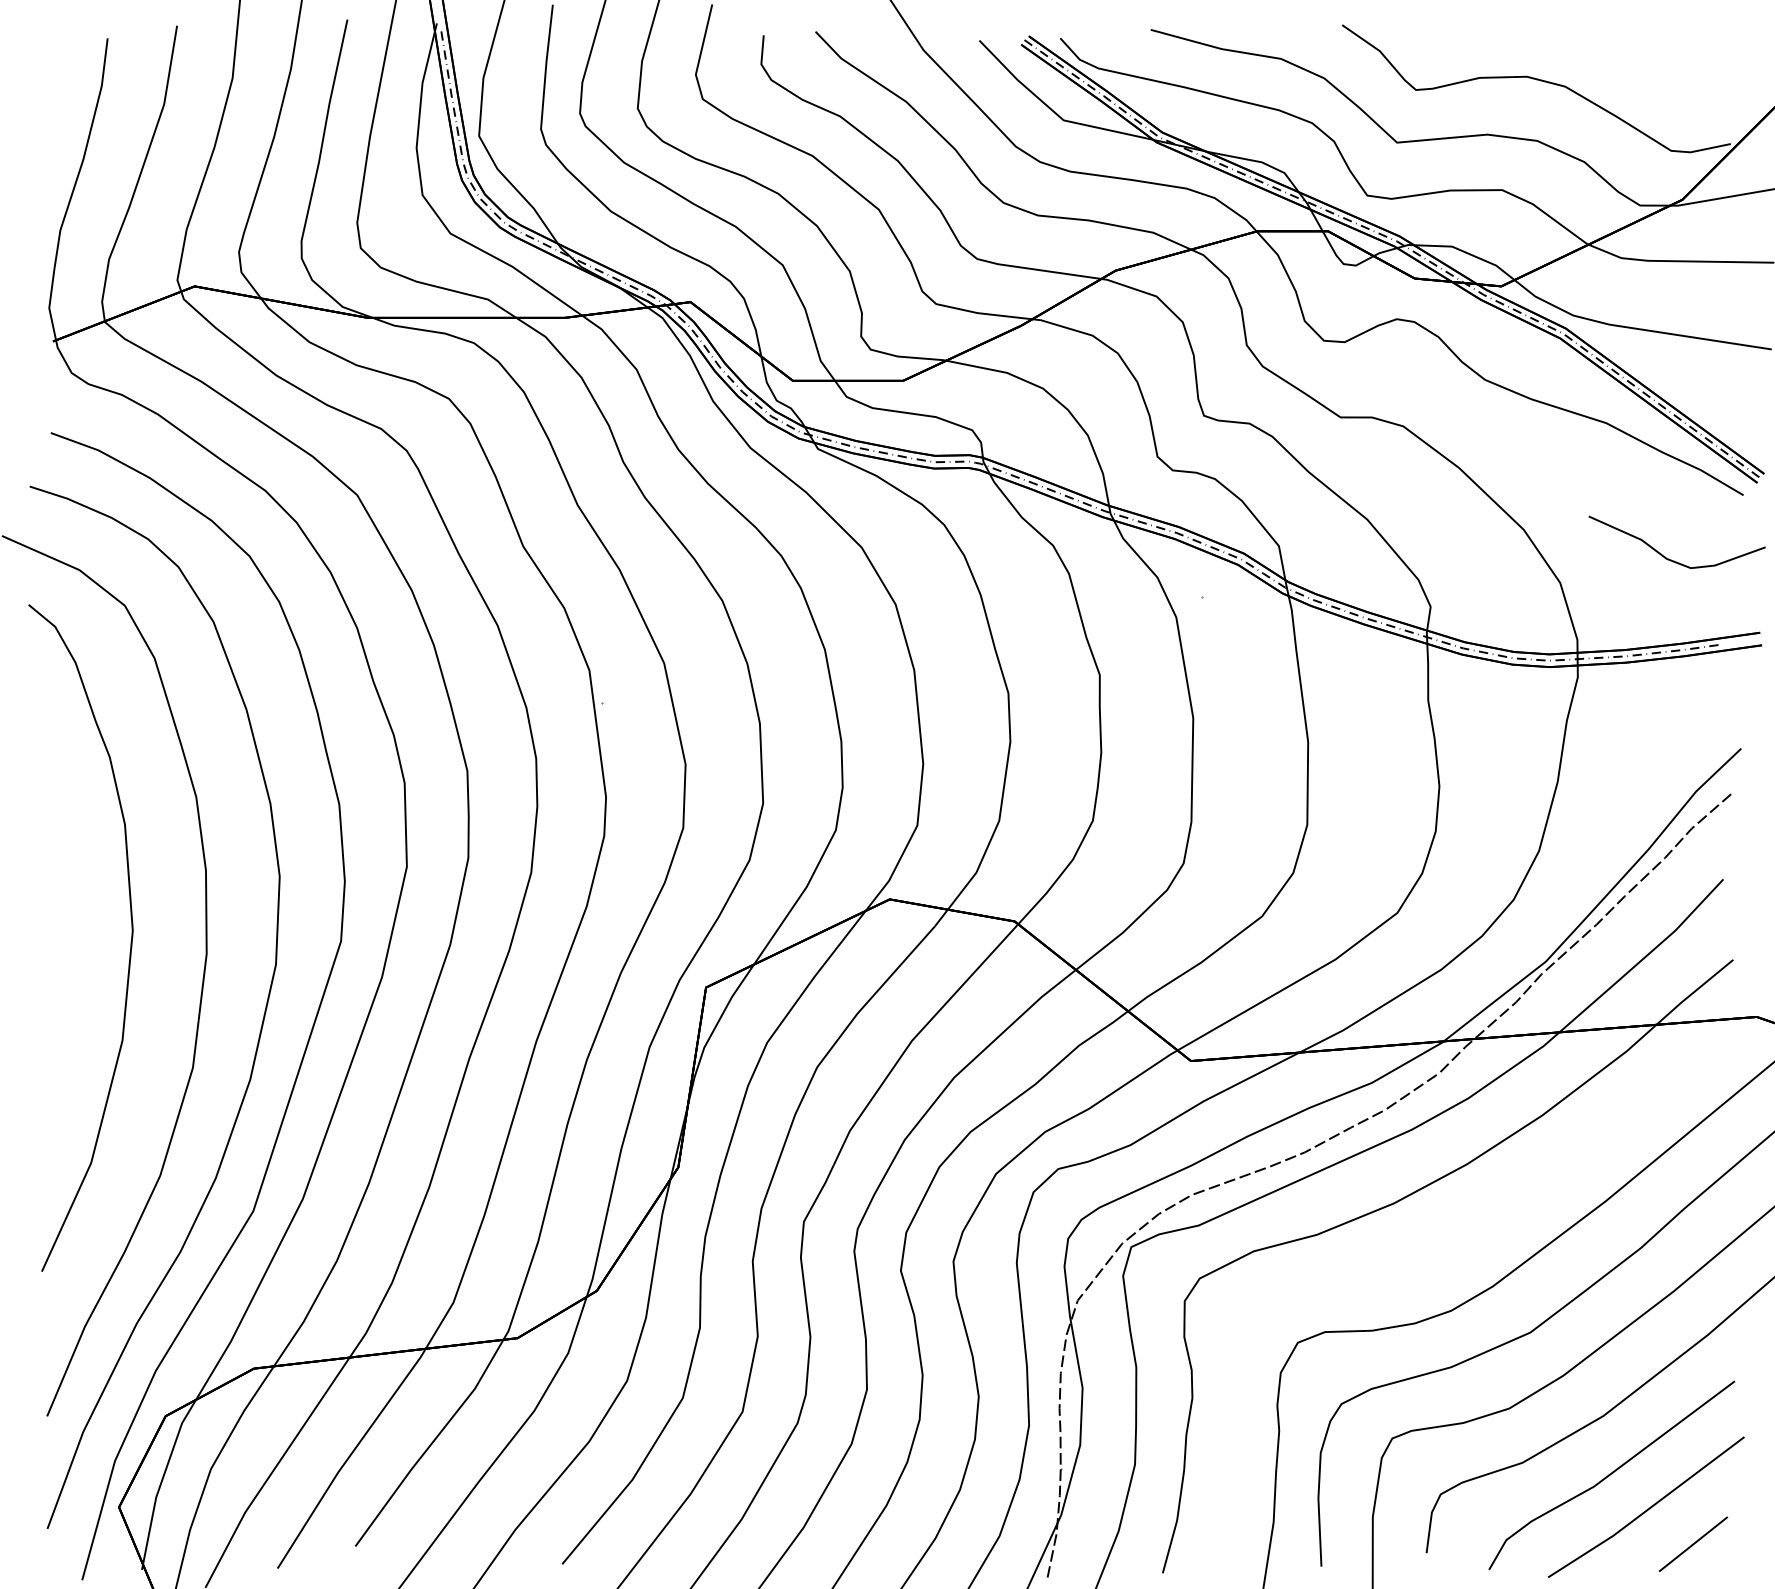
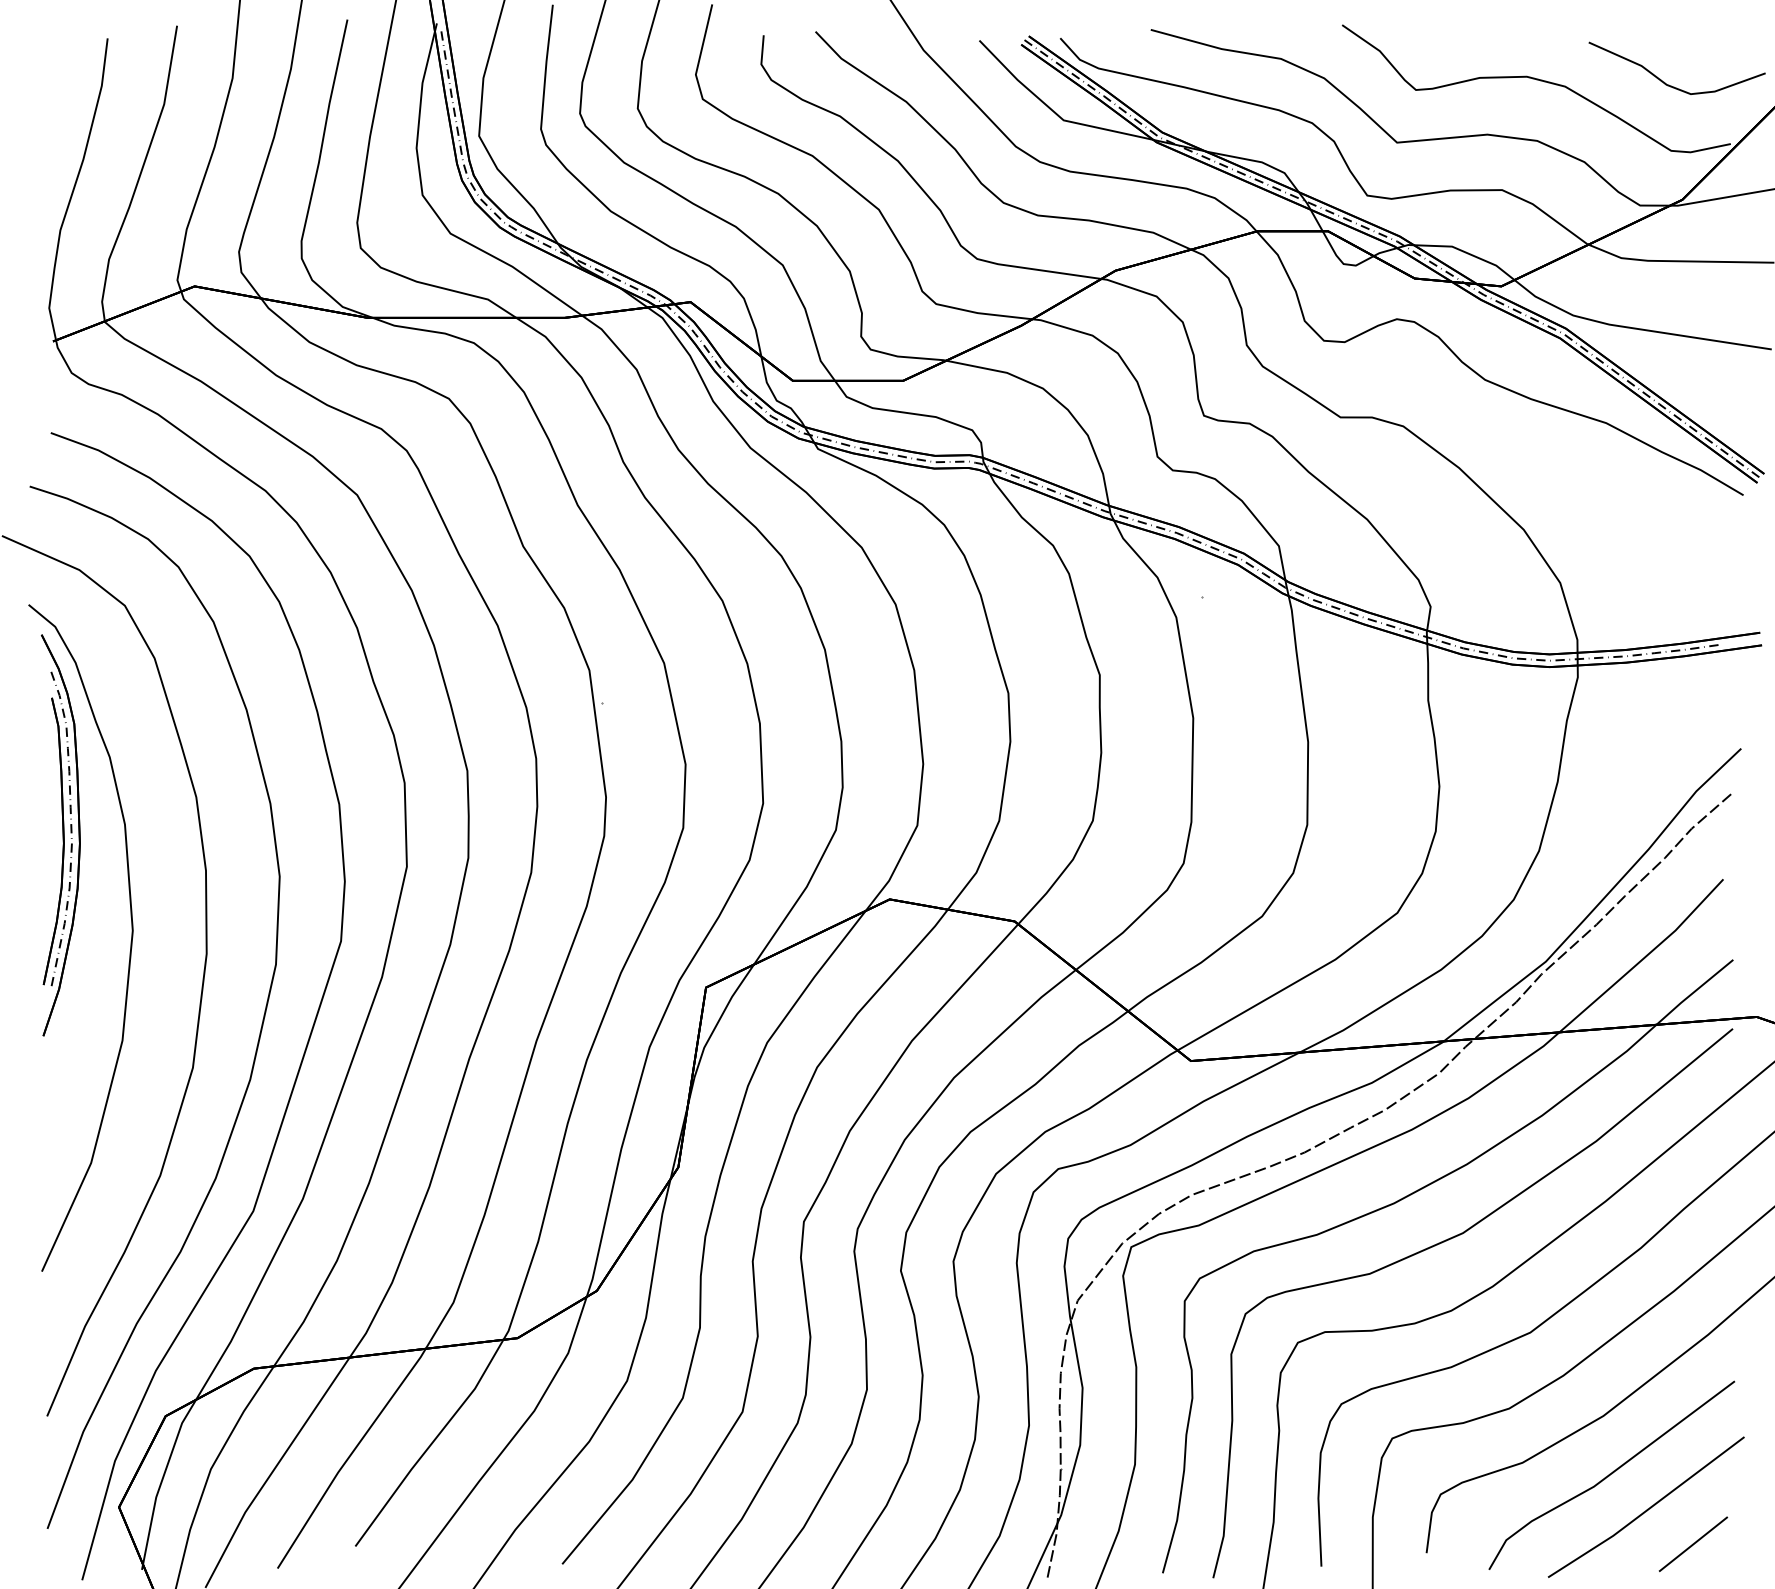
curve position: (1665, 556) -> (1665, 82) (1665, 82)
part: none -> present (60, 835)
curve: none -> present (1442, 1243)
